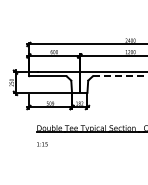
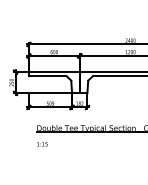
line: dashed -> solid (120, 76)
